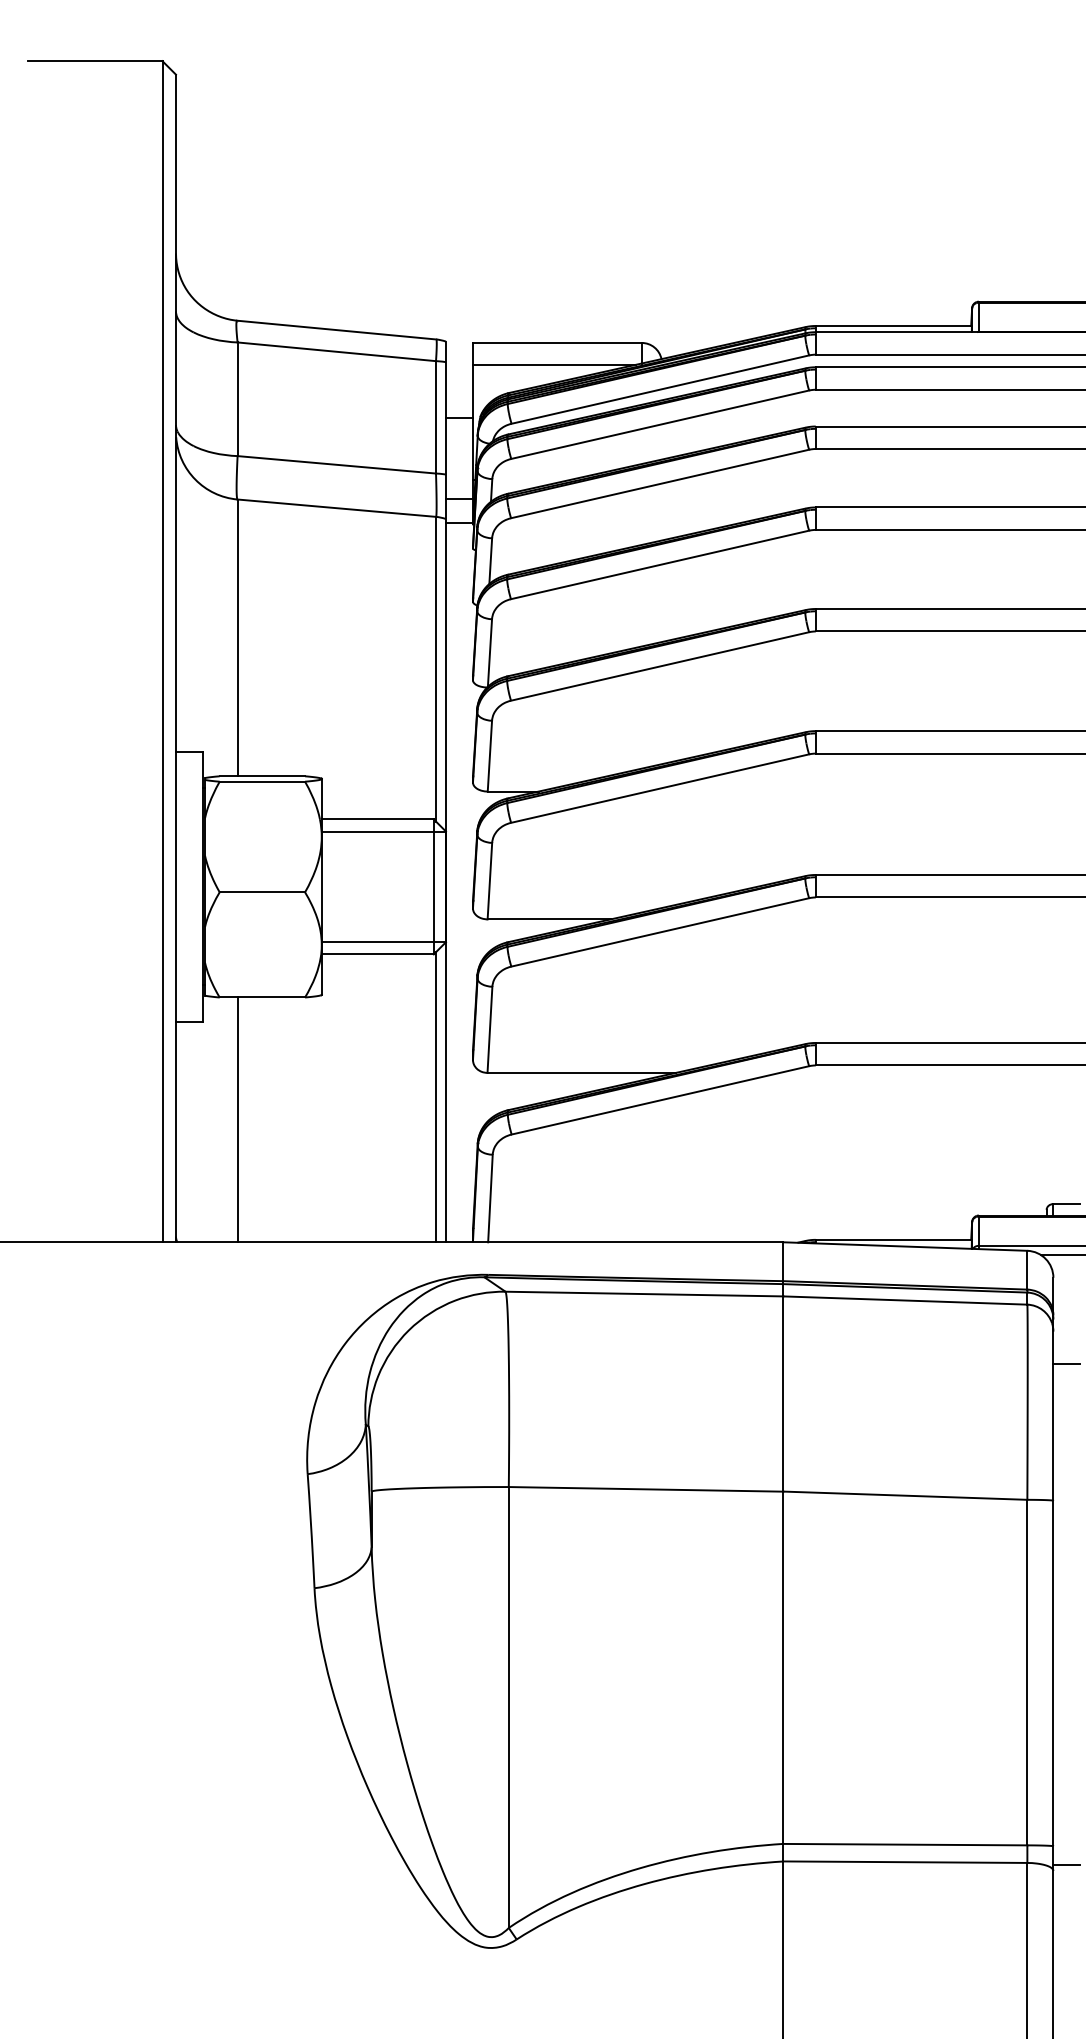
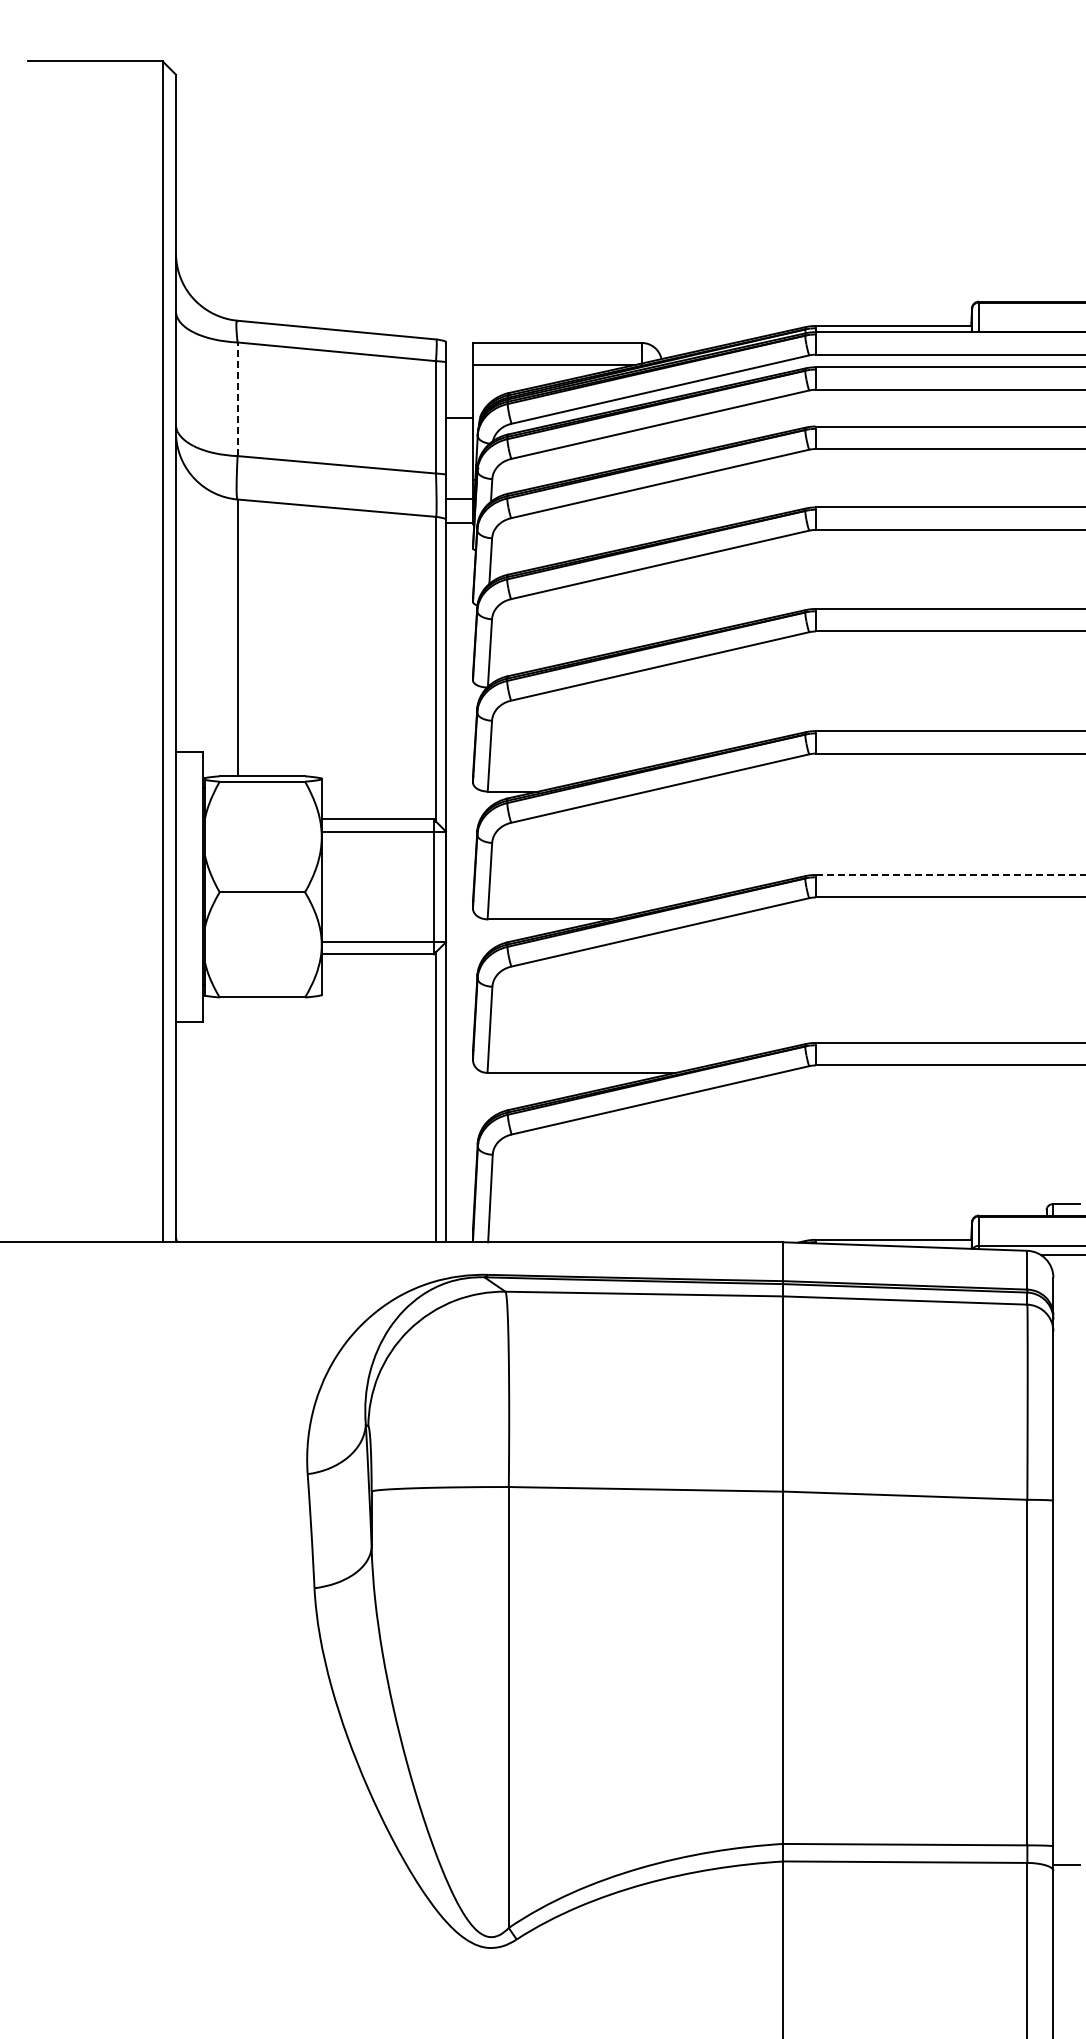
line: solid -> dashed (237, 399)
line: solid -> dashed (950, 874)
line: present -> none (237, 1119)
line: present -> none (1066, 1364)
